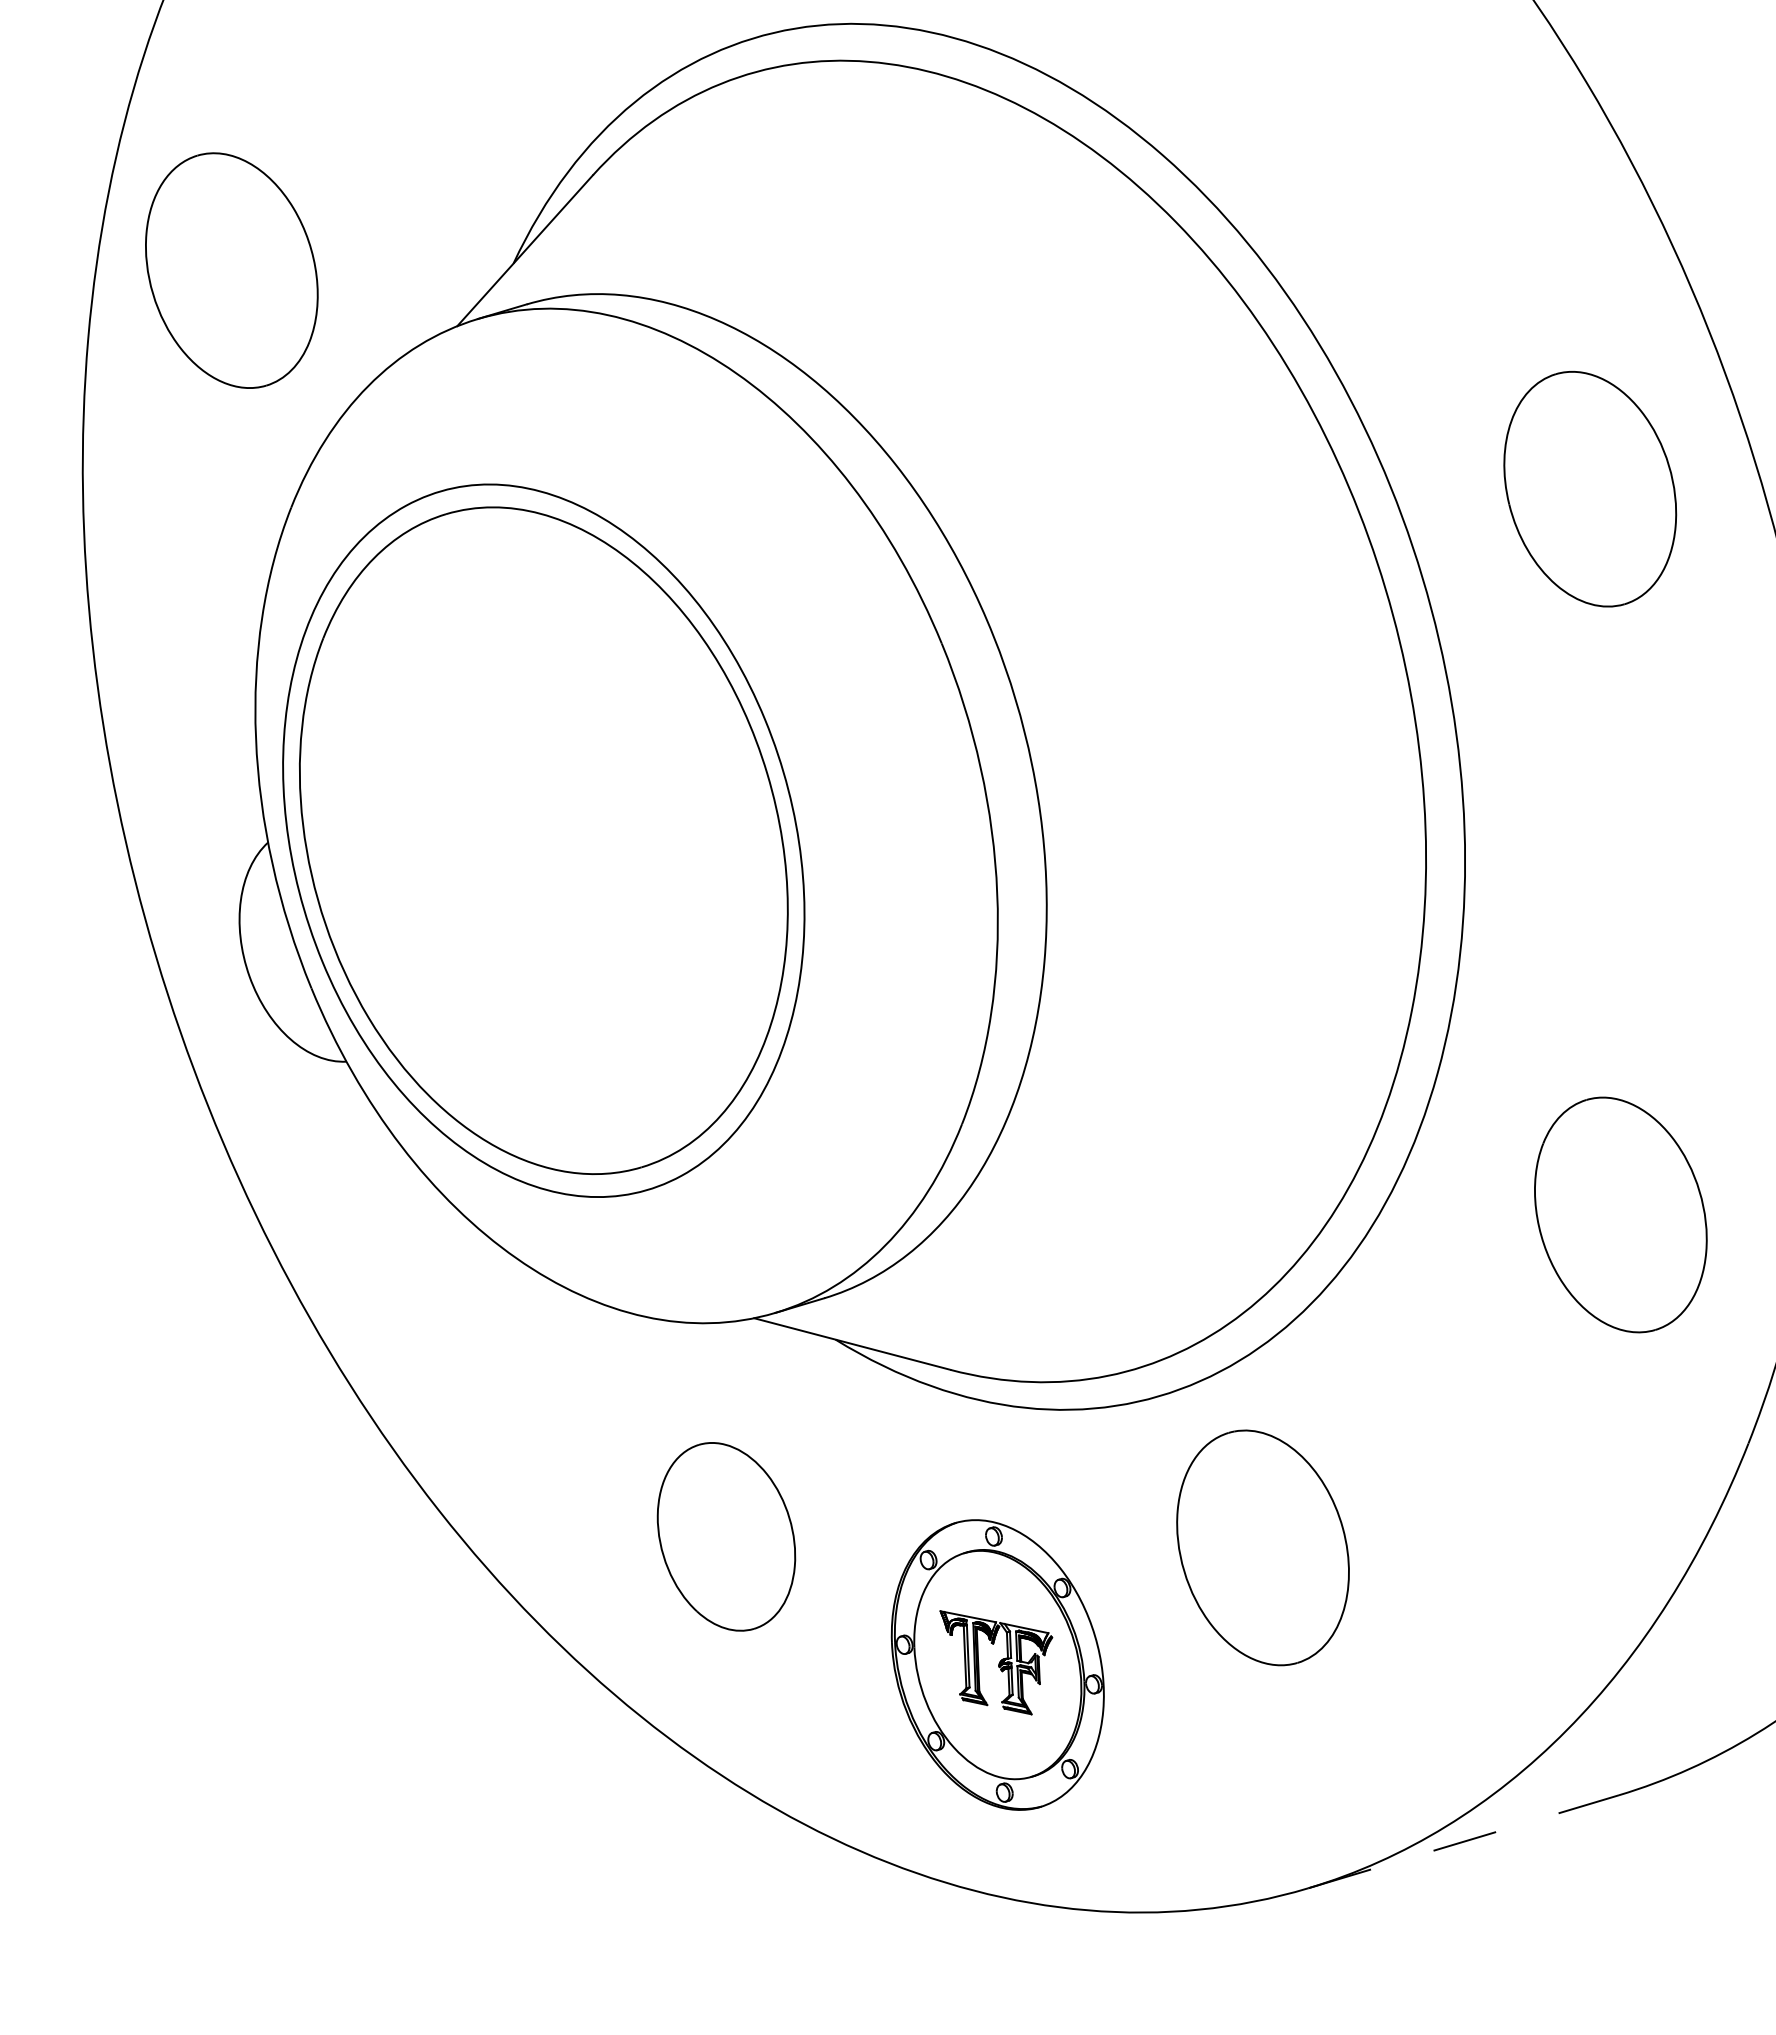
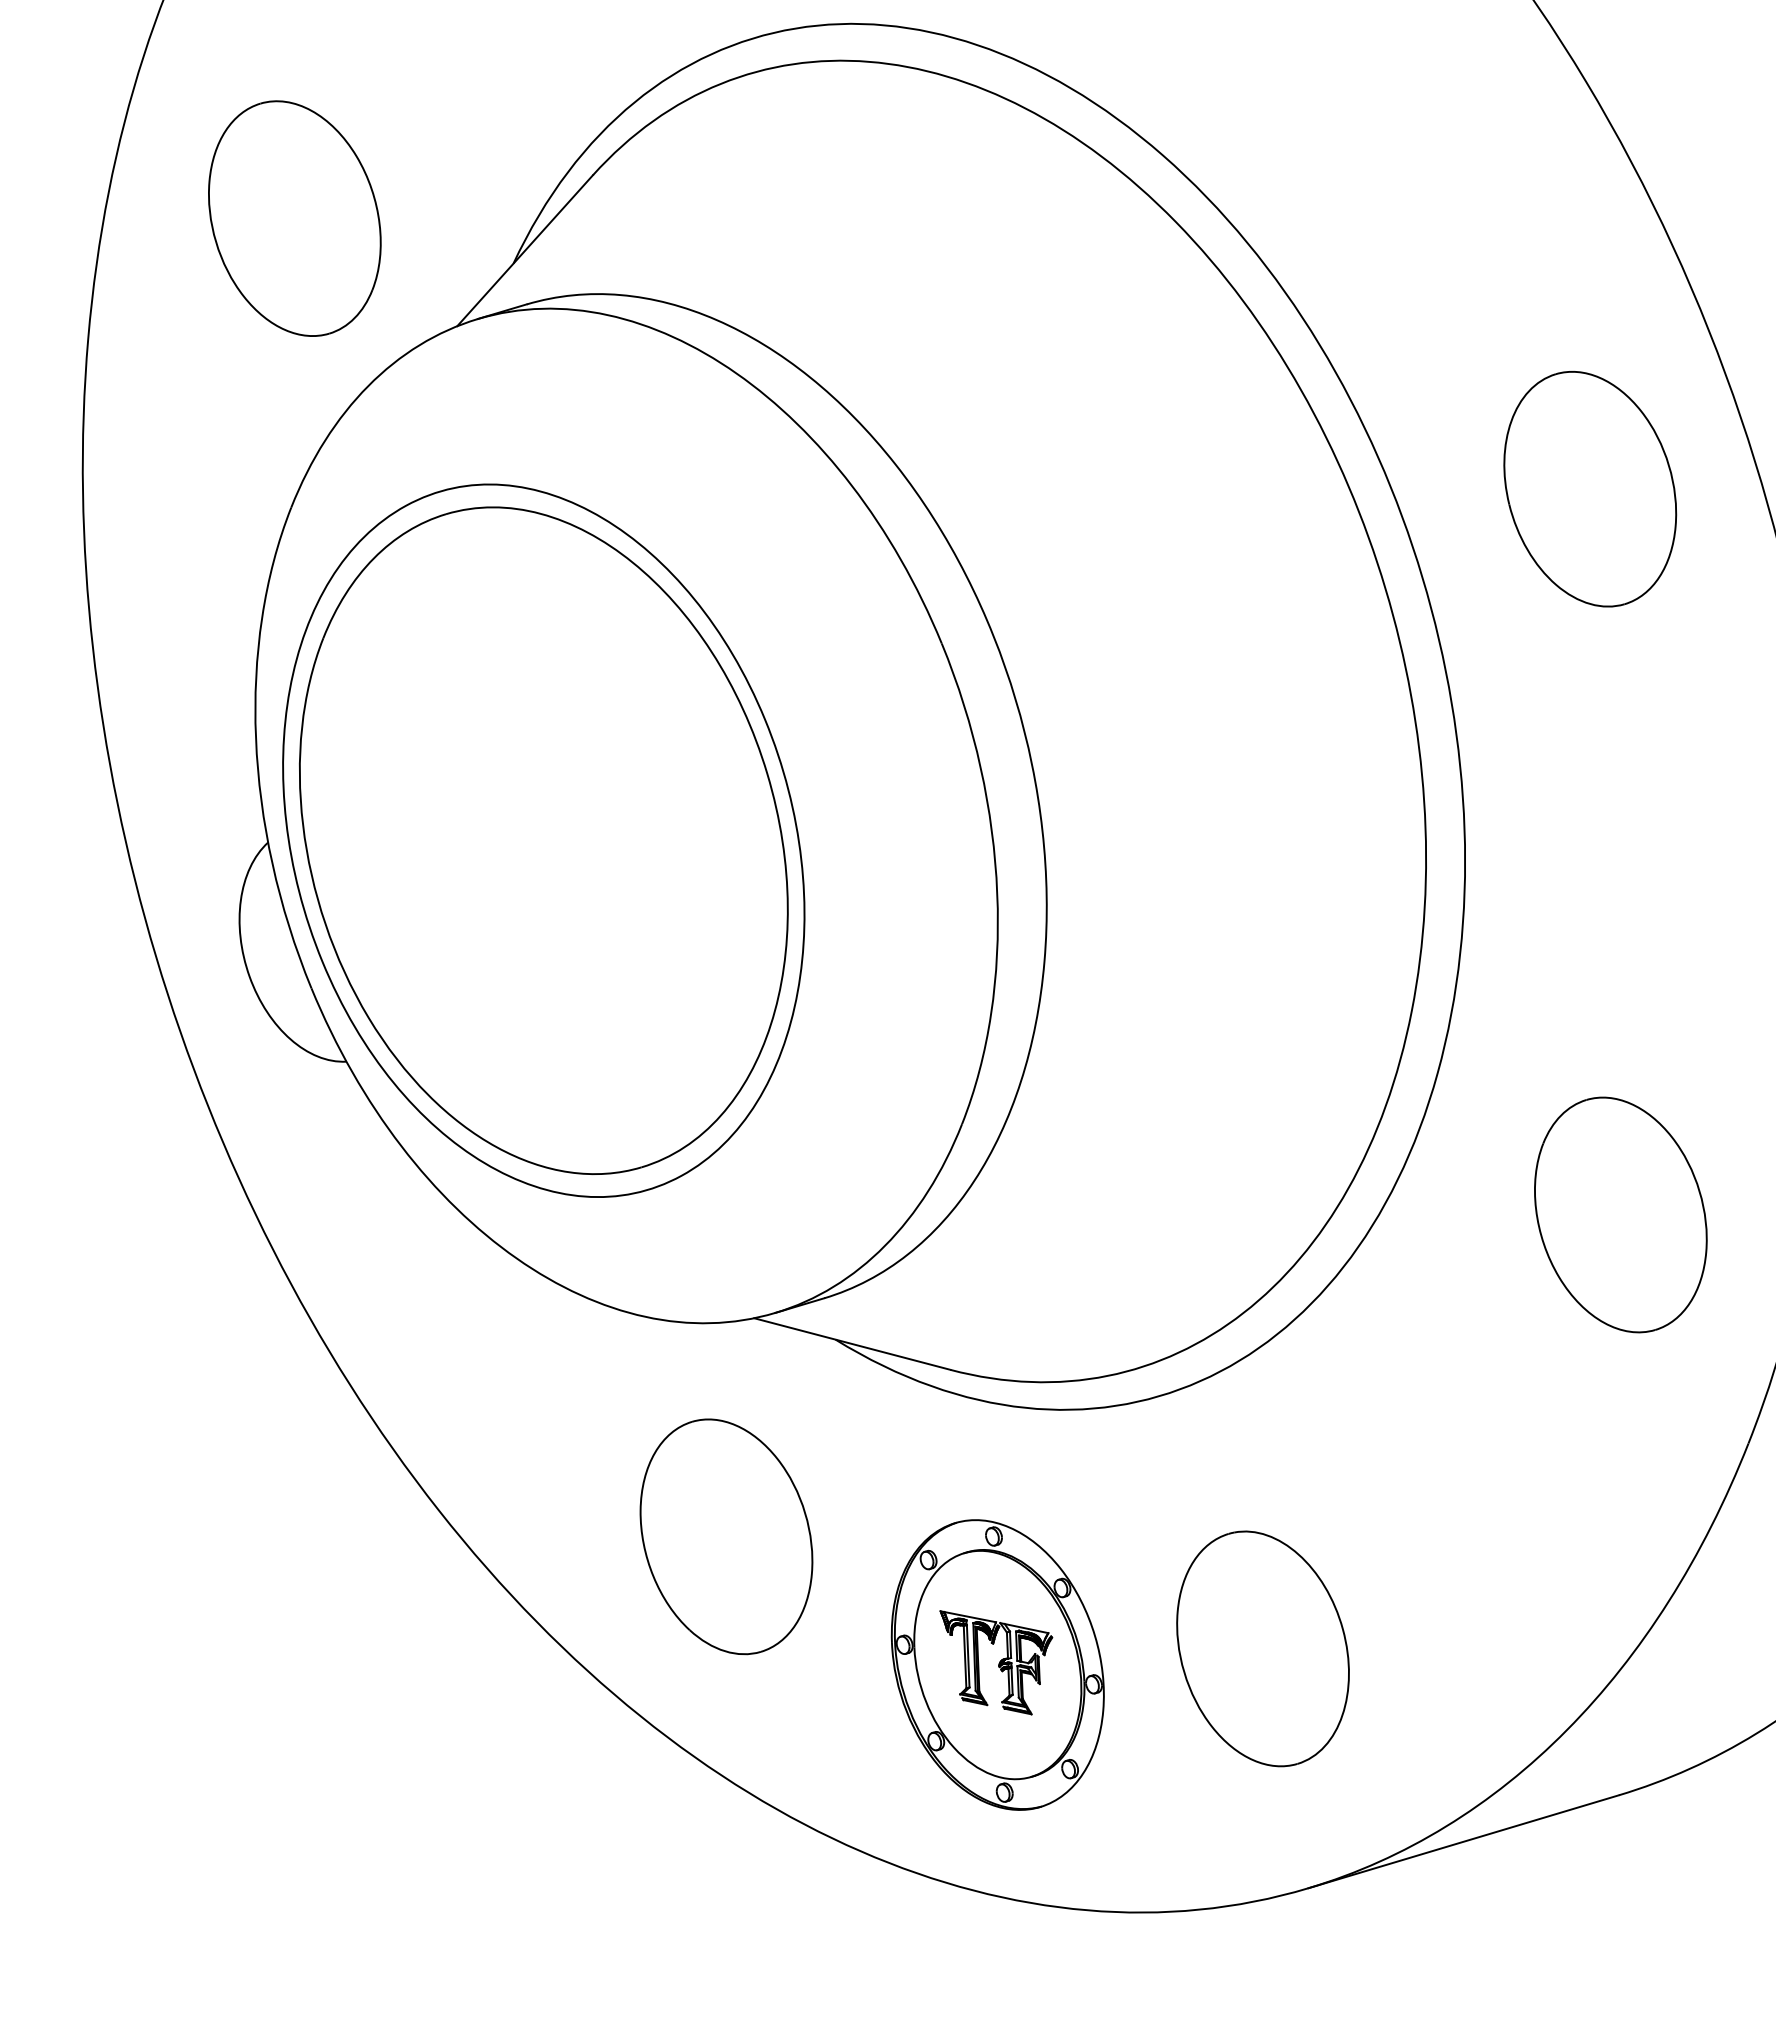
part position: (231, 270) -> (294, 218) (294, 218)
part size: 141x190 px -> 175x238 px (726, 1536)
part position: (1262, 1547) -> (1262, 1648) (1262, 1648)
line: dashed -> solid (1464, 1841)
